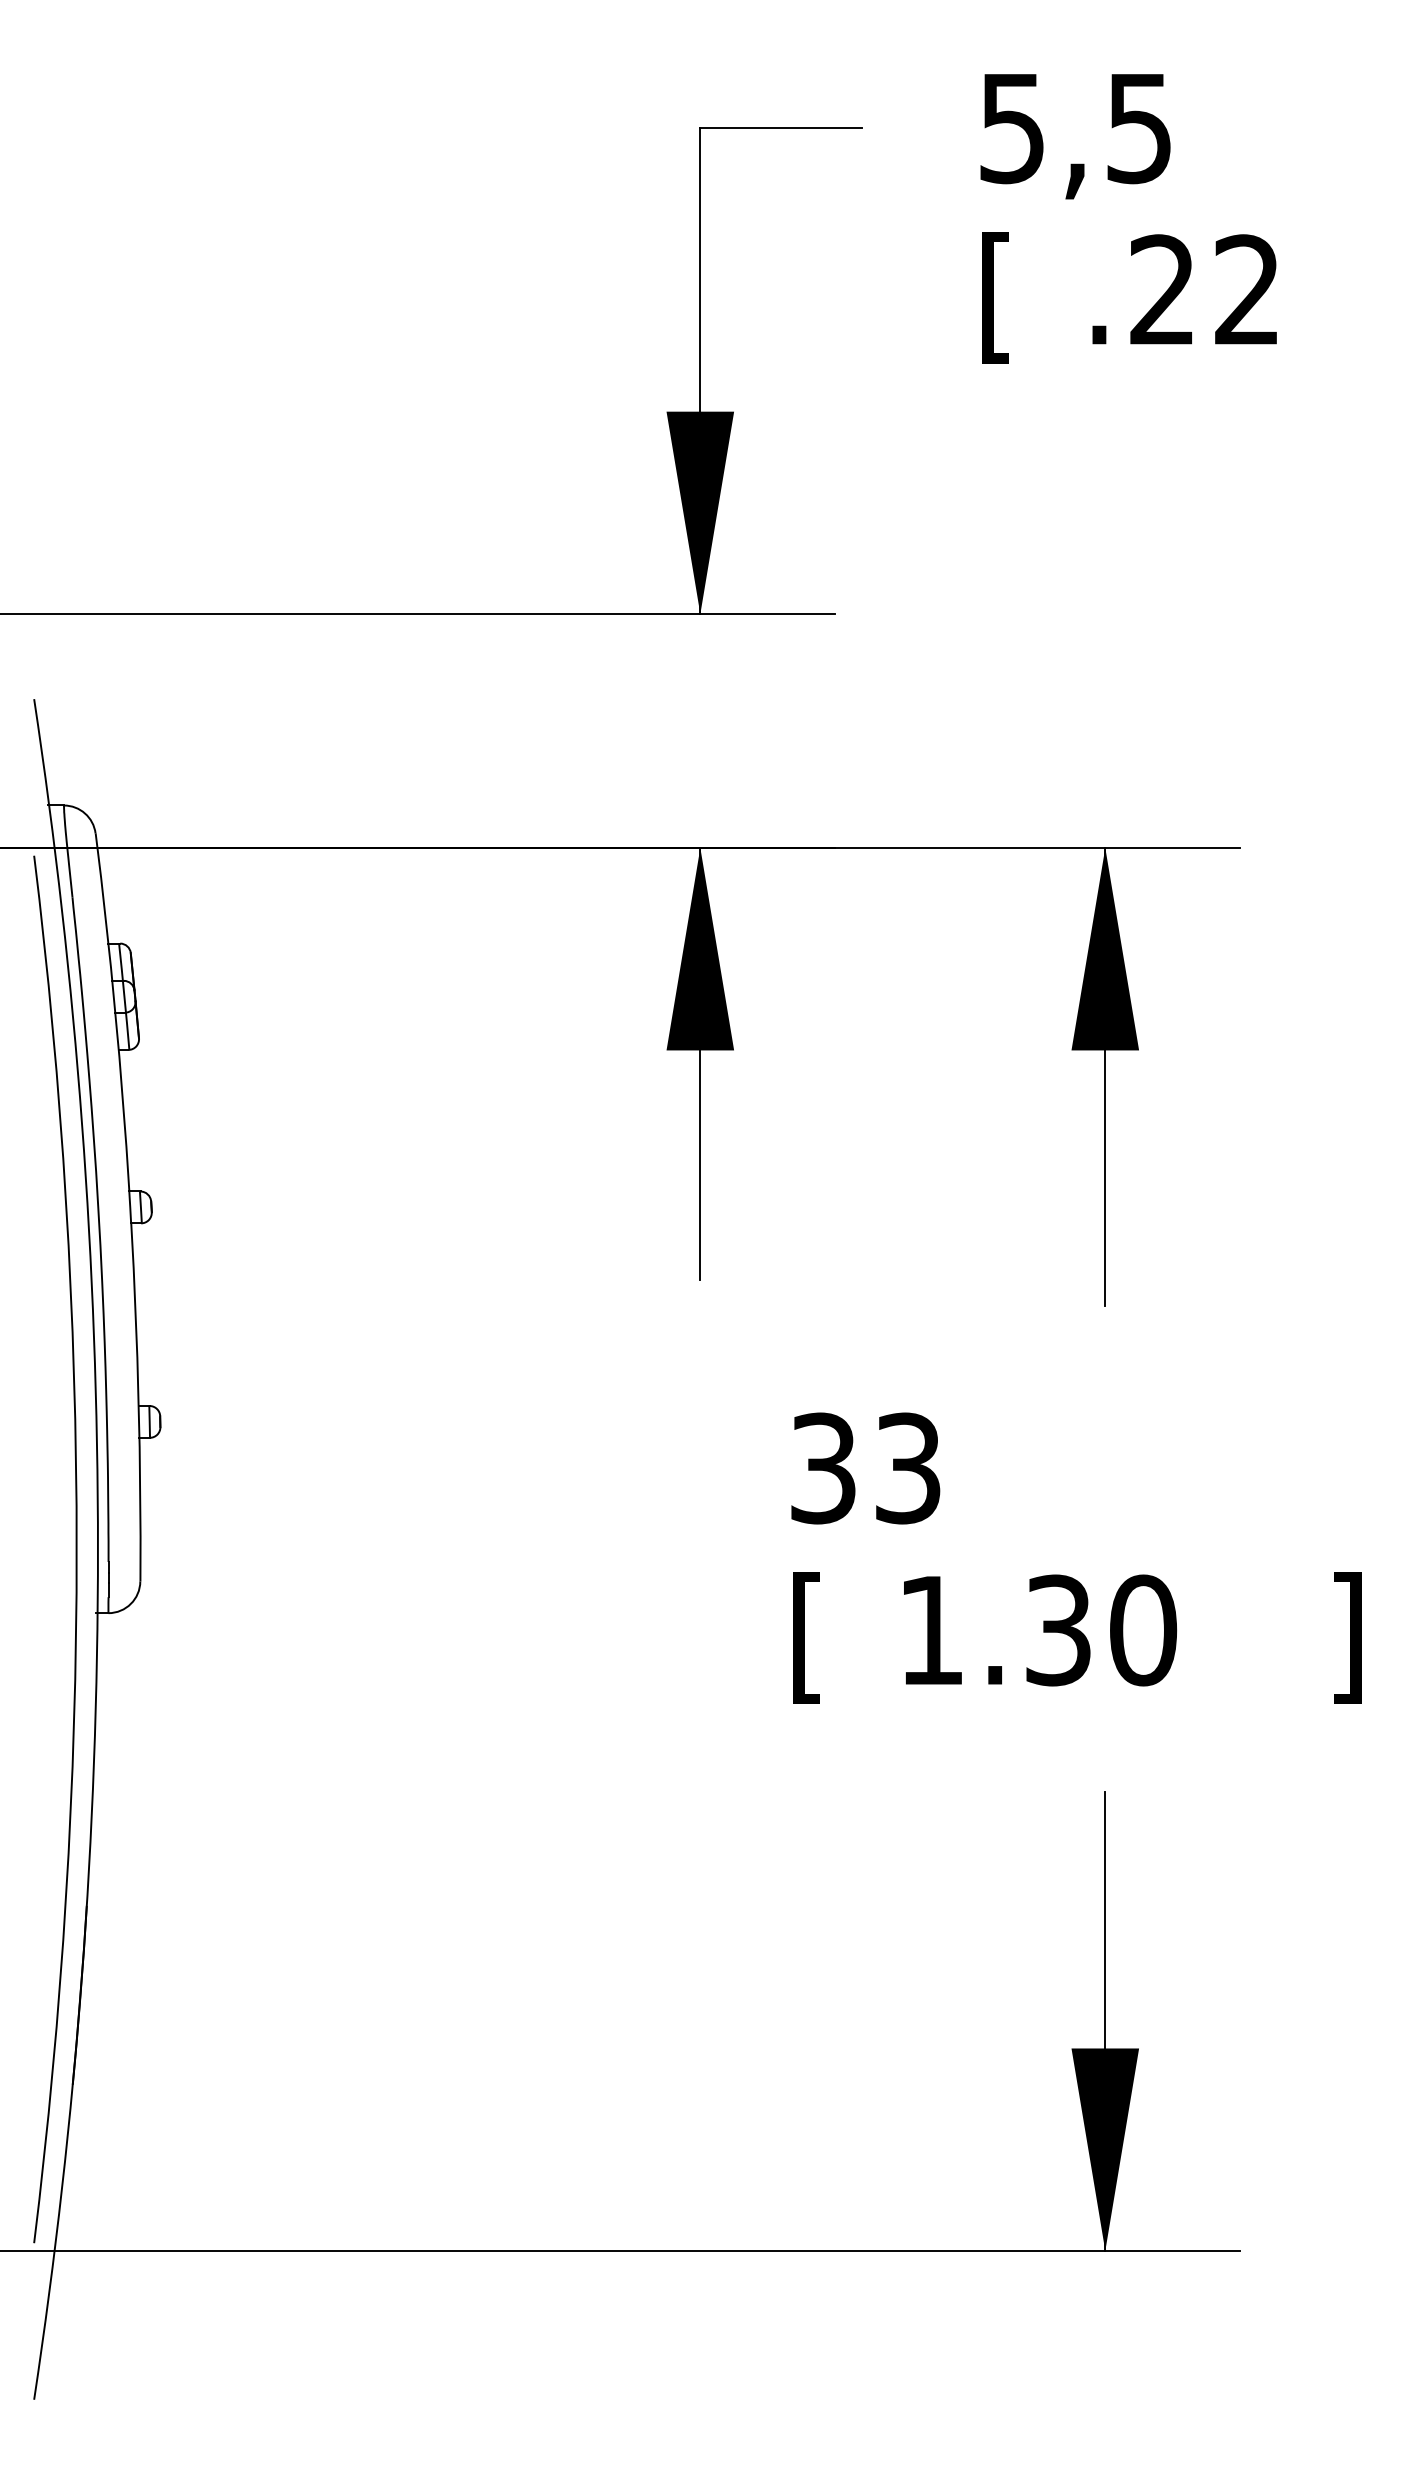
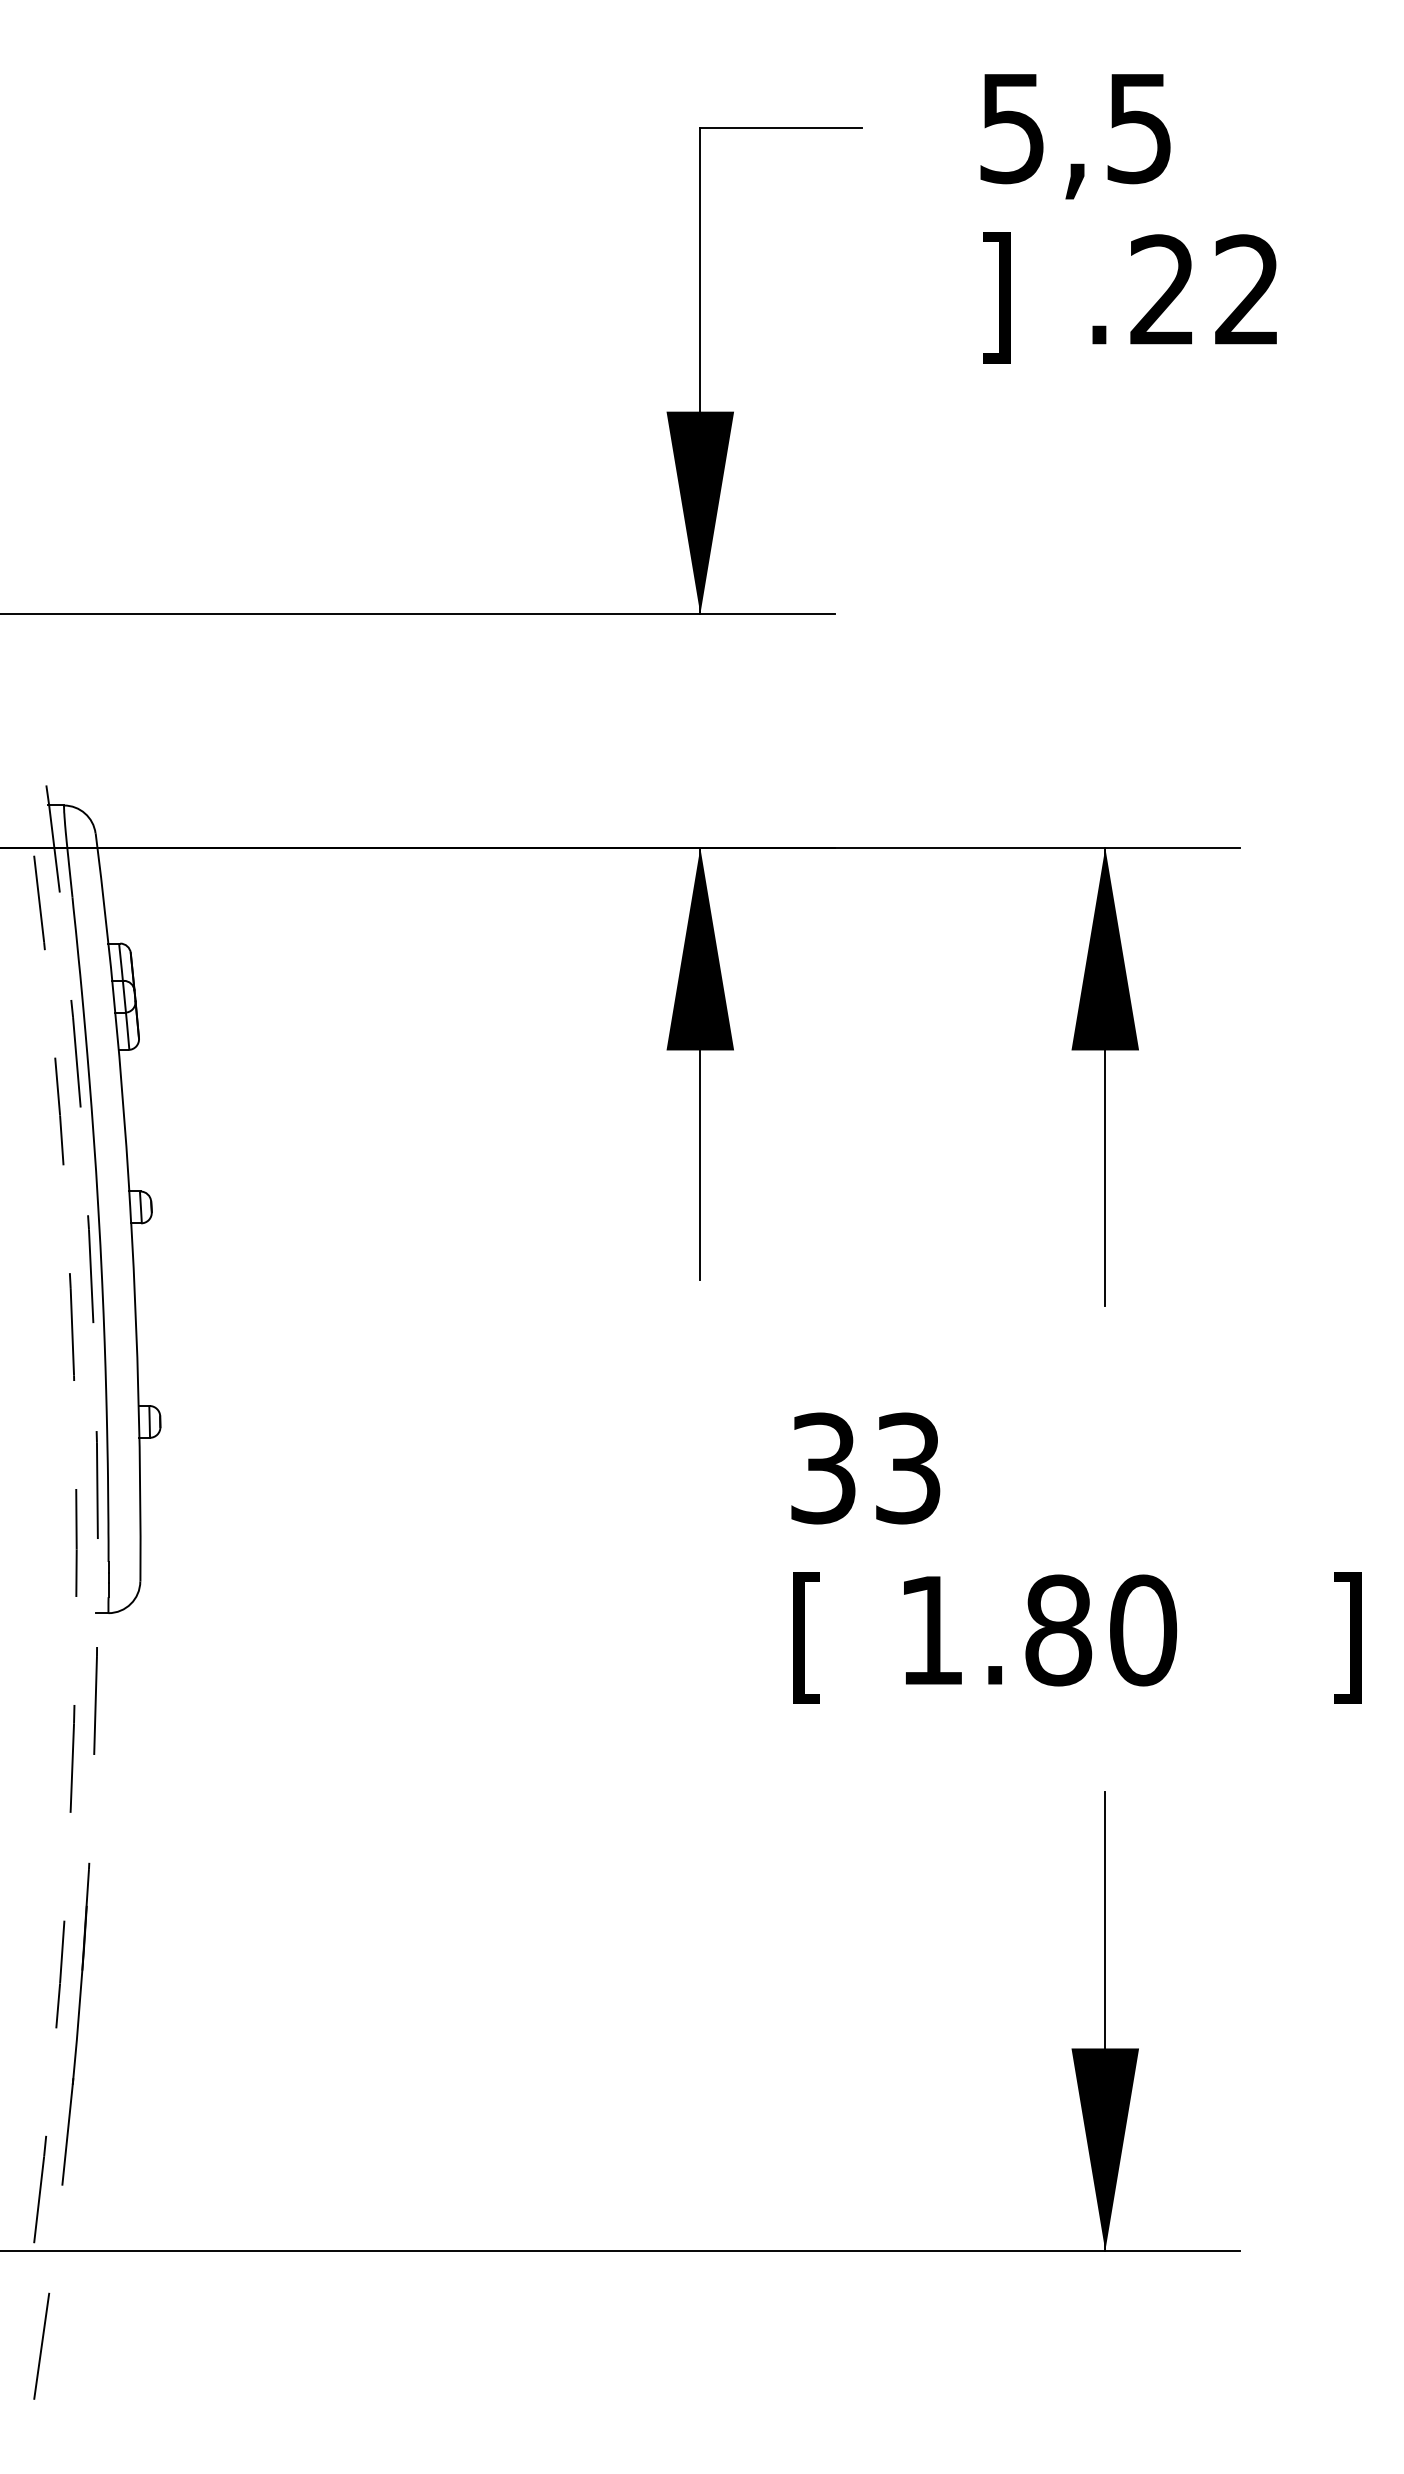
text: [ -> ] (996, 297)
arc: solid -> dashed (76, 1549)
arc: solid -> dashed (97, 1549)
text: 1.30 -> 1.80 (1058, 1630)
